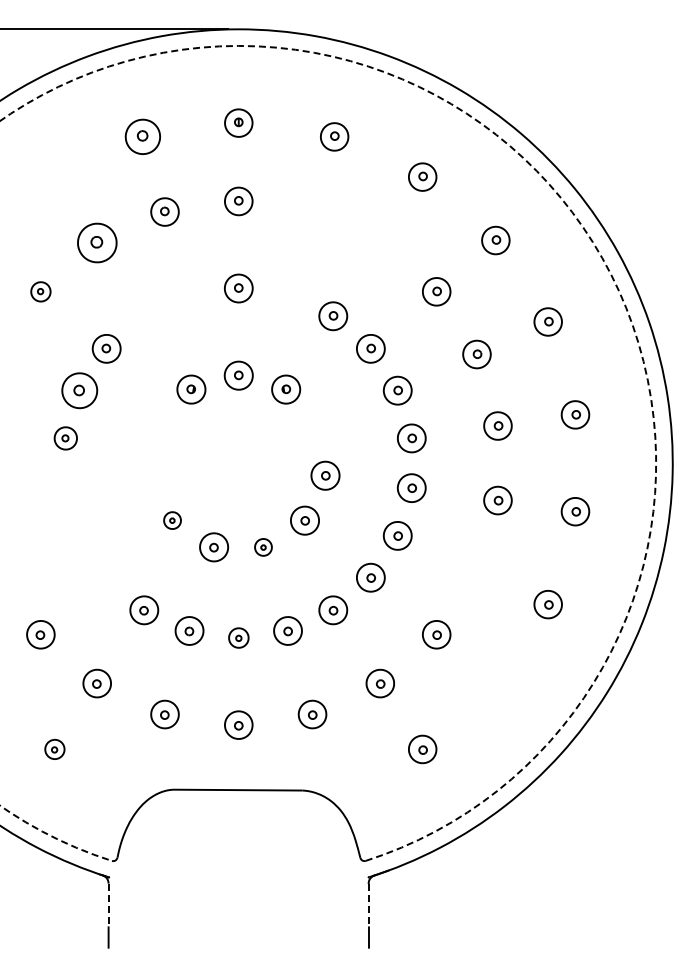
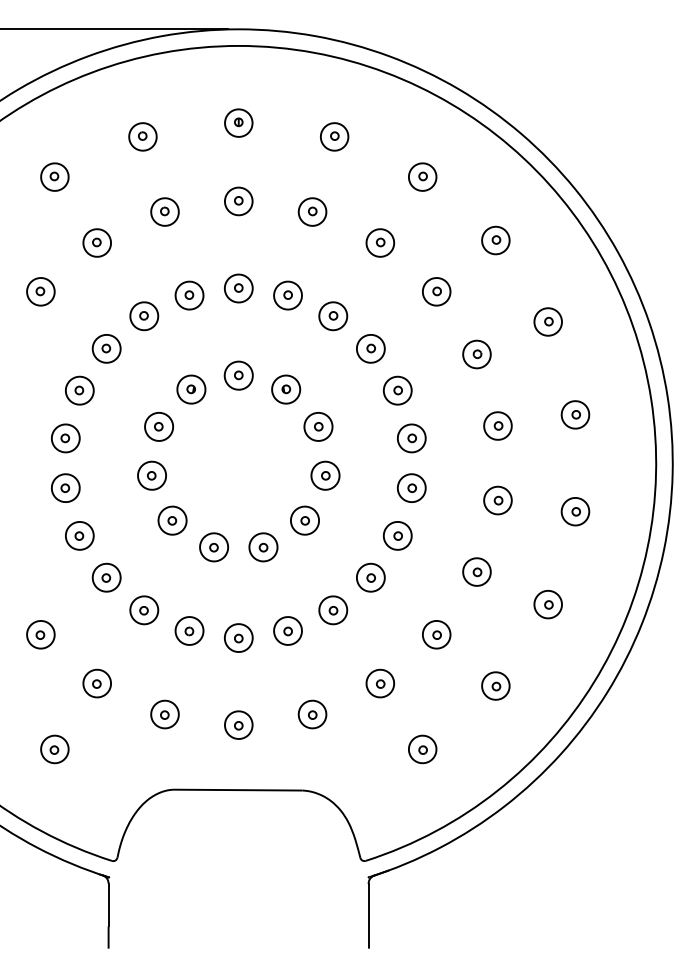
part size: 37x37 px -> 30x30 px (142, 136)
part: none -> present (54, 176)
part: none -> present (312, 211)
arc: dashed -> solid (581, 224)
part size: 41x42 px -> 30x30 px (96, 242)
part: none -> present (380, 242)
part size: 22x22 px -> 30x30 px (40, 291)
part: none -> present (189, 295)
part: none -> present (287, 295)
part: none -> present (144, 316)
part size: 38x38 px -> 30x31 px (79, 390)
part: none -> present (158, 426)
part: none -> present (318, 426)
part size: 25x25 px -> 30x31 px (65, 438)
part: none -> present (151, 475)
part: none -> present (65, 487)
part size: 19x19 px -> 31x31 px (172, 520)
part: none -> present (79, 535)
part size: 19x19 px -> 31x31 px (263, 547)
part: none -> present (476, 571)
part: none -> present (106, 577)
part size: 22x22 px -> 30x30 px (238, 637)
part: none -> present (495, 685)
part size: 22x21 px -> 30x31 px (54, 749)
line: dashed -> solid (108, 905)
line: dashed -> solid (368, 905)
